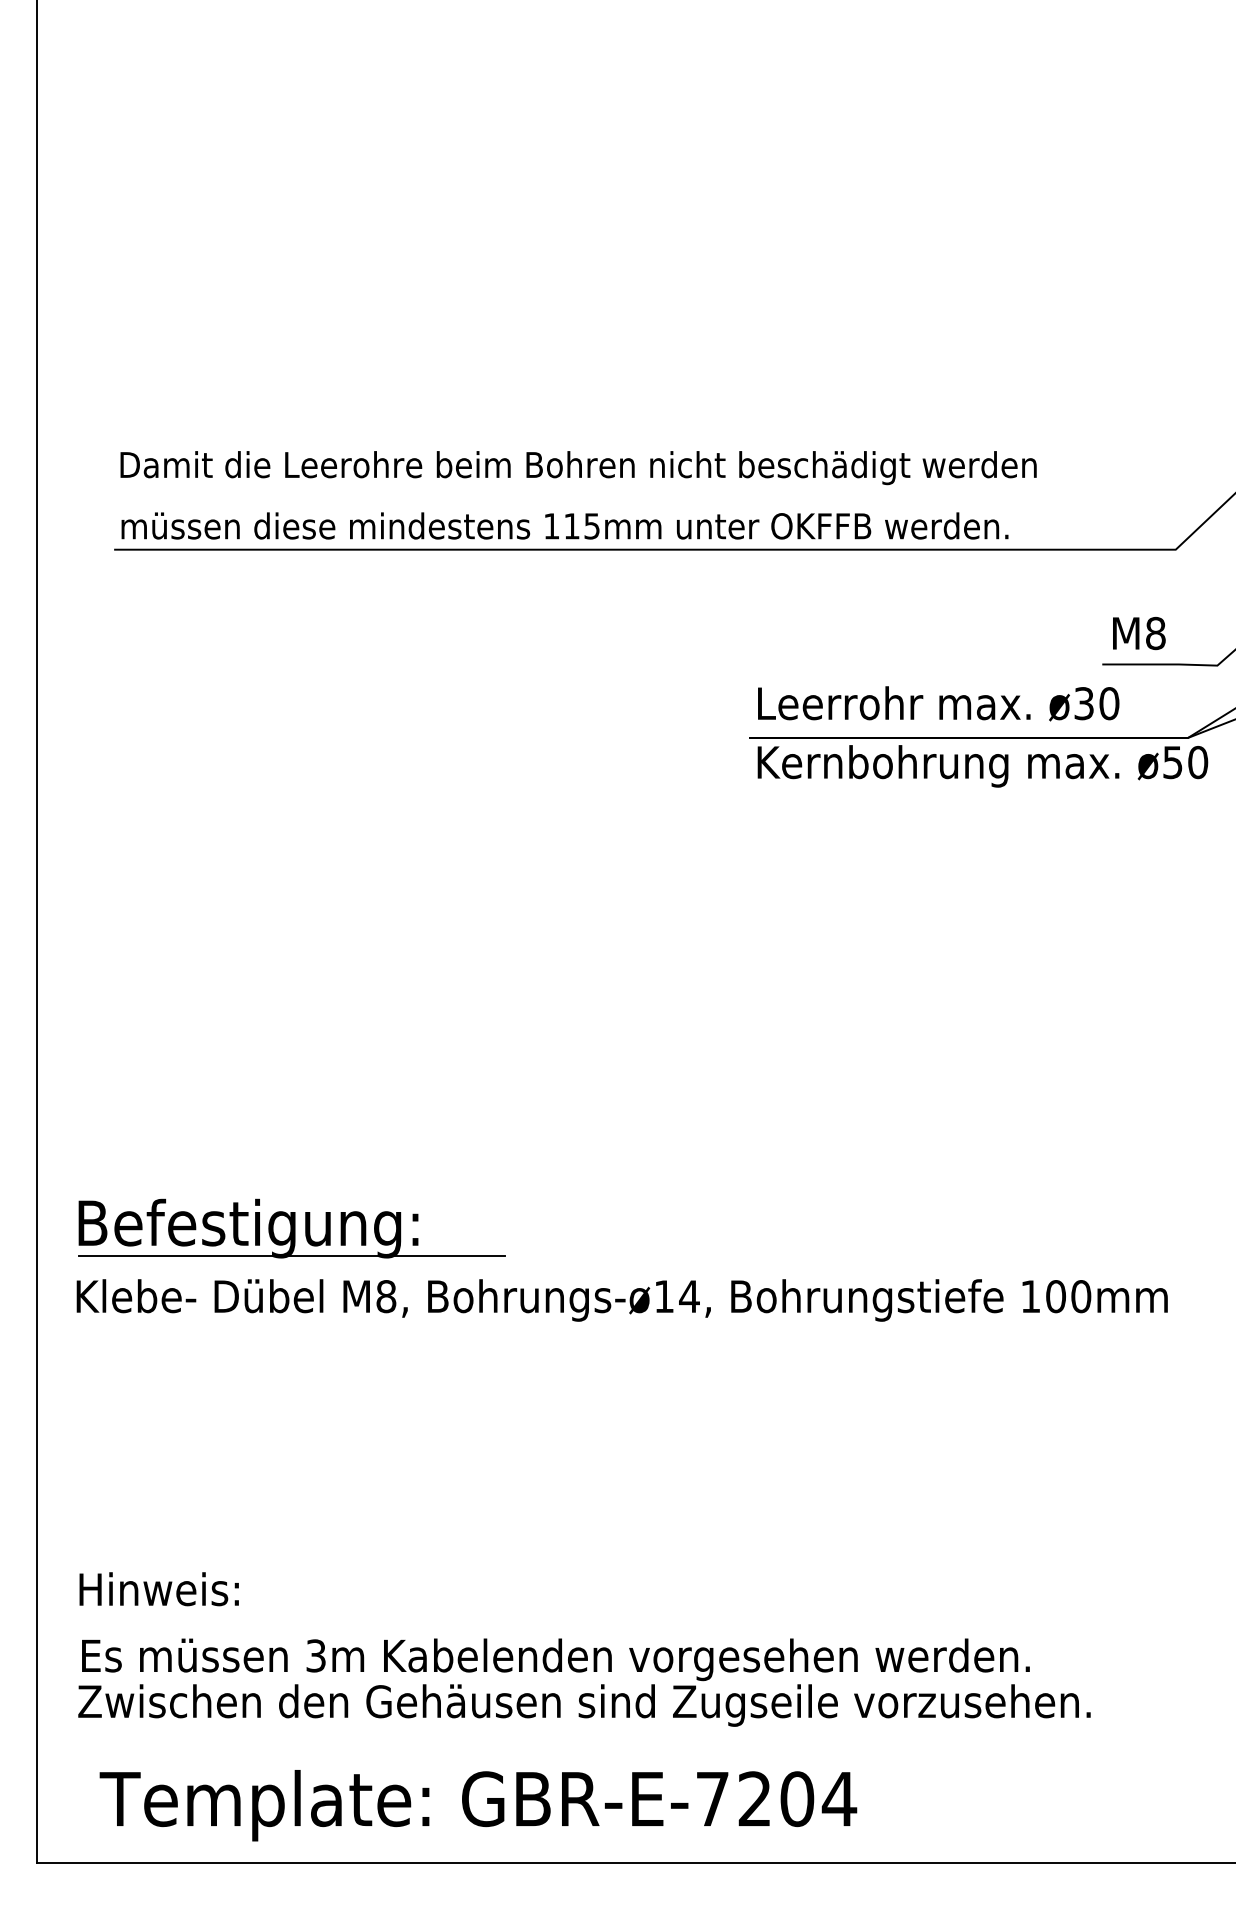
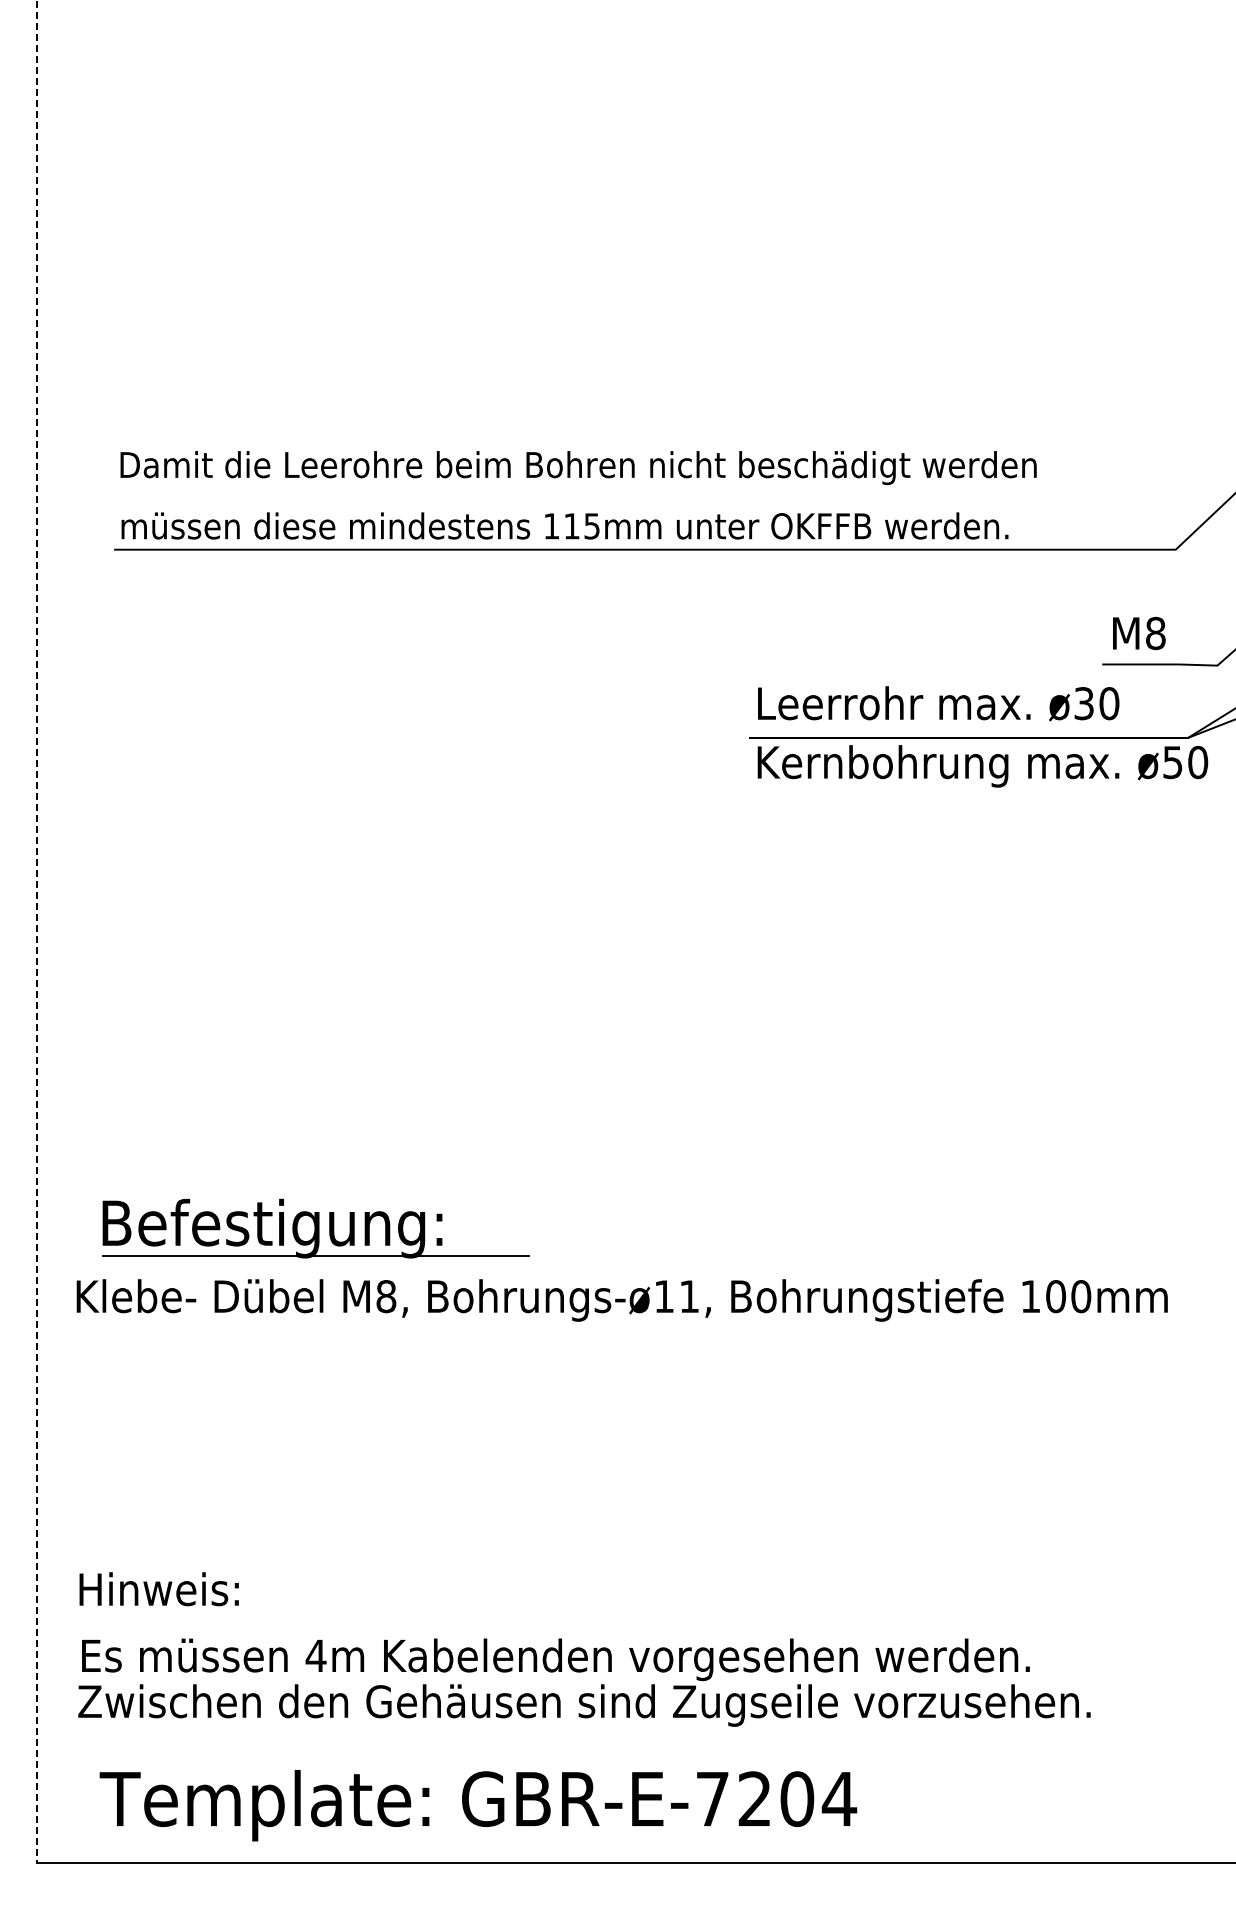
line: solid -> dashed (37, 932)
part position: (291, 1228) -> (315, 1228) (315, 1228)
text: Bohrungs-ø14, -> Bohrungs-ø11, (689, 1296)
text: 3m -> 4m (315, 1655)
